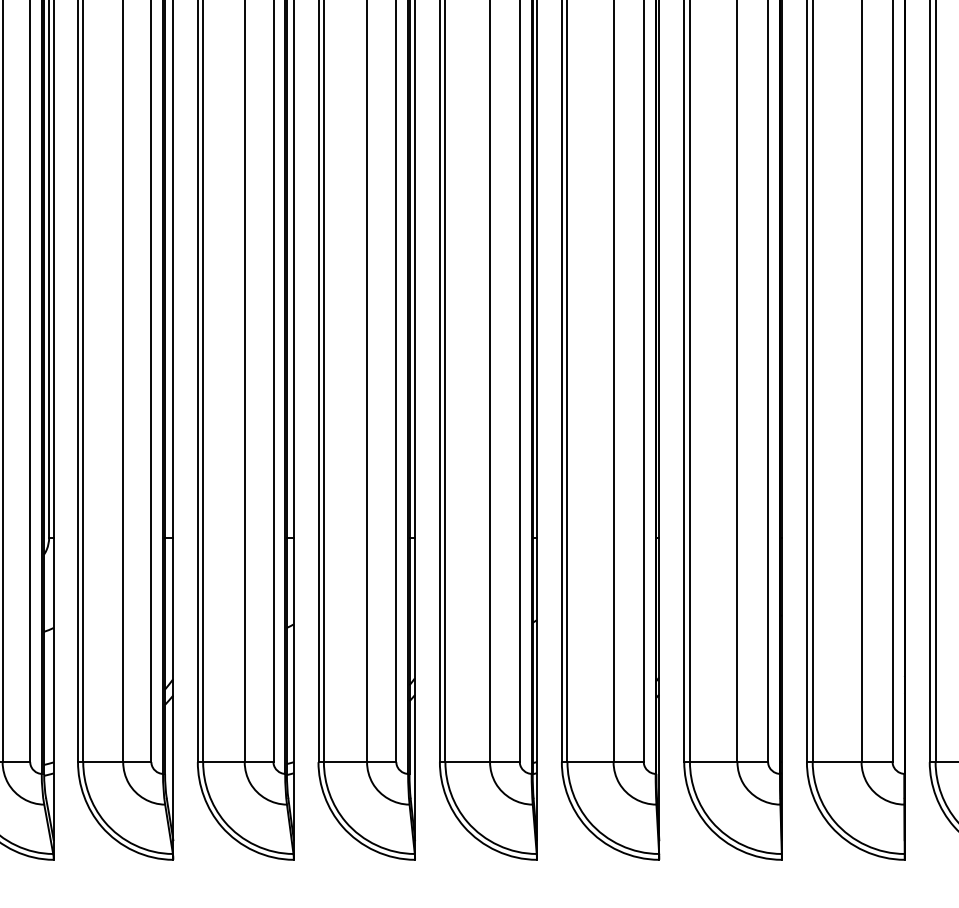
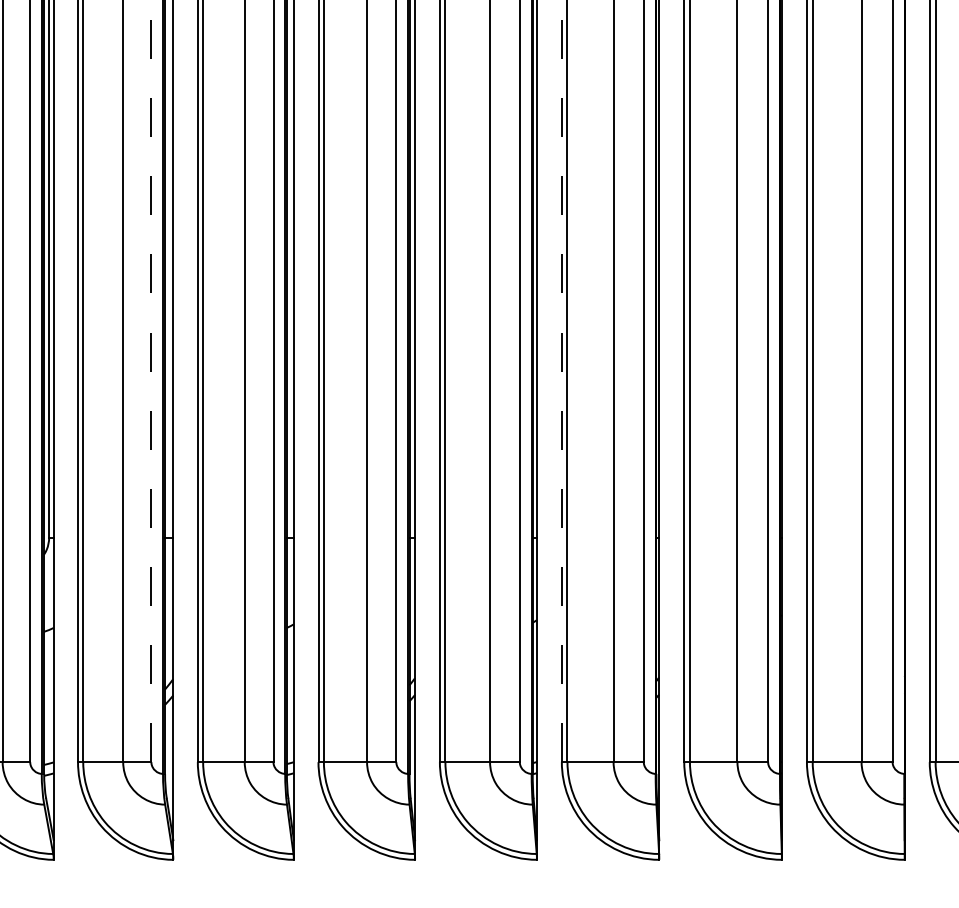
line: solid -> dashed (151, 381)
line: solid -> dashed (561, 381)
